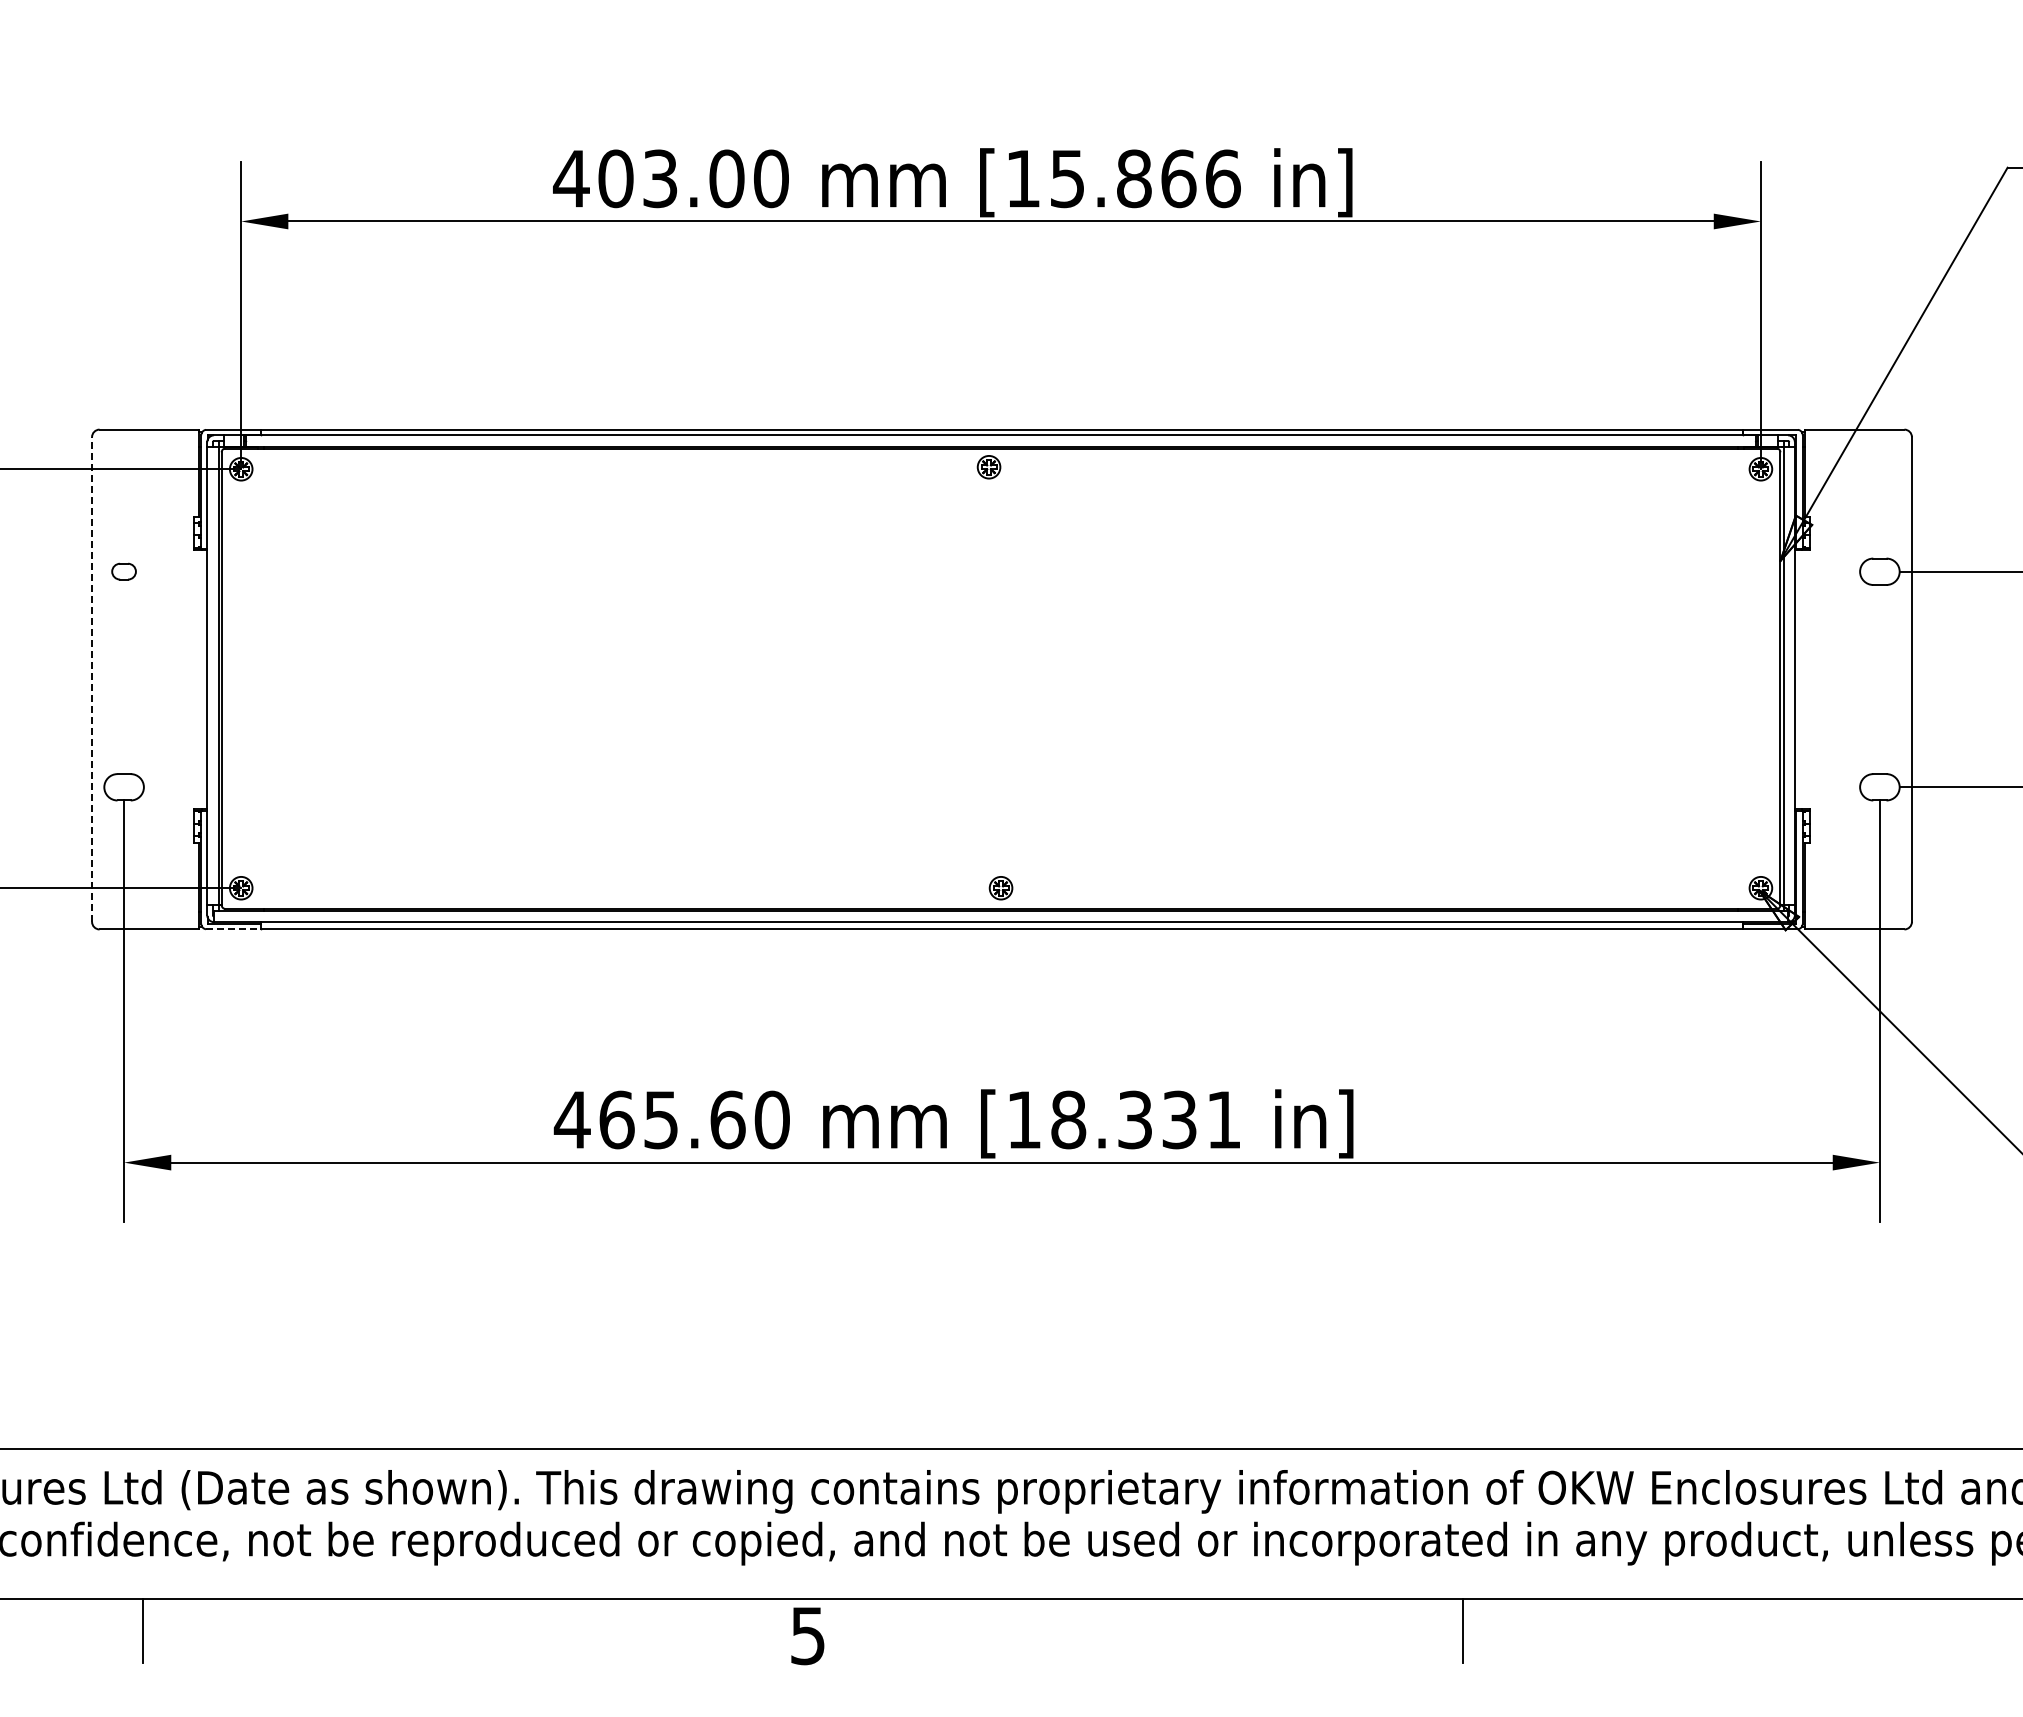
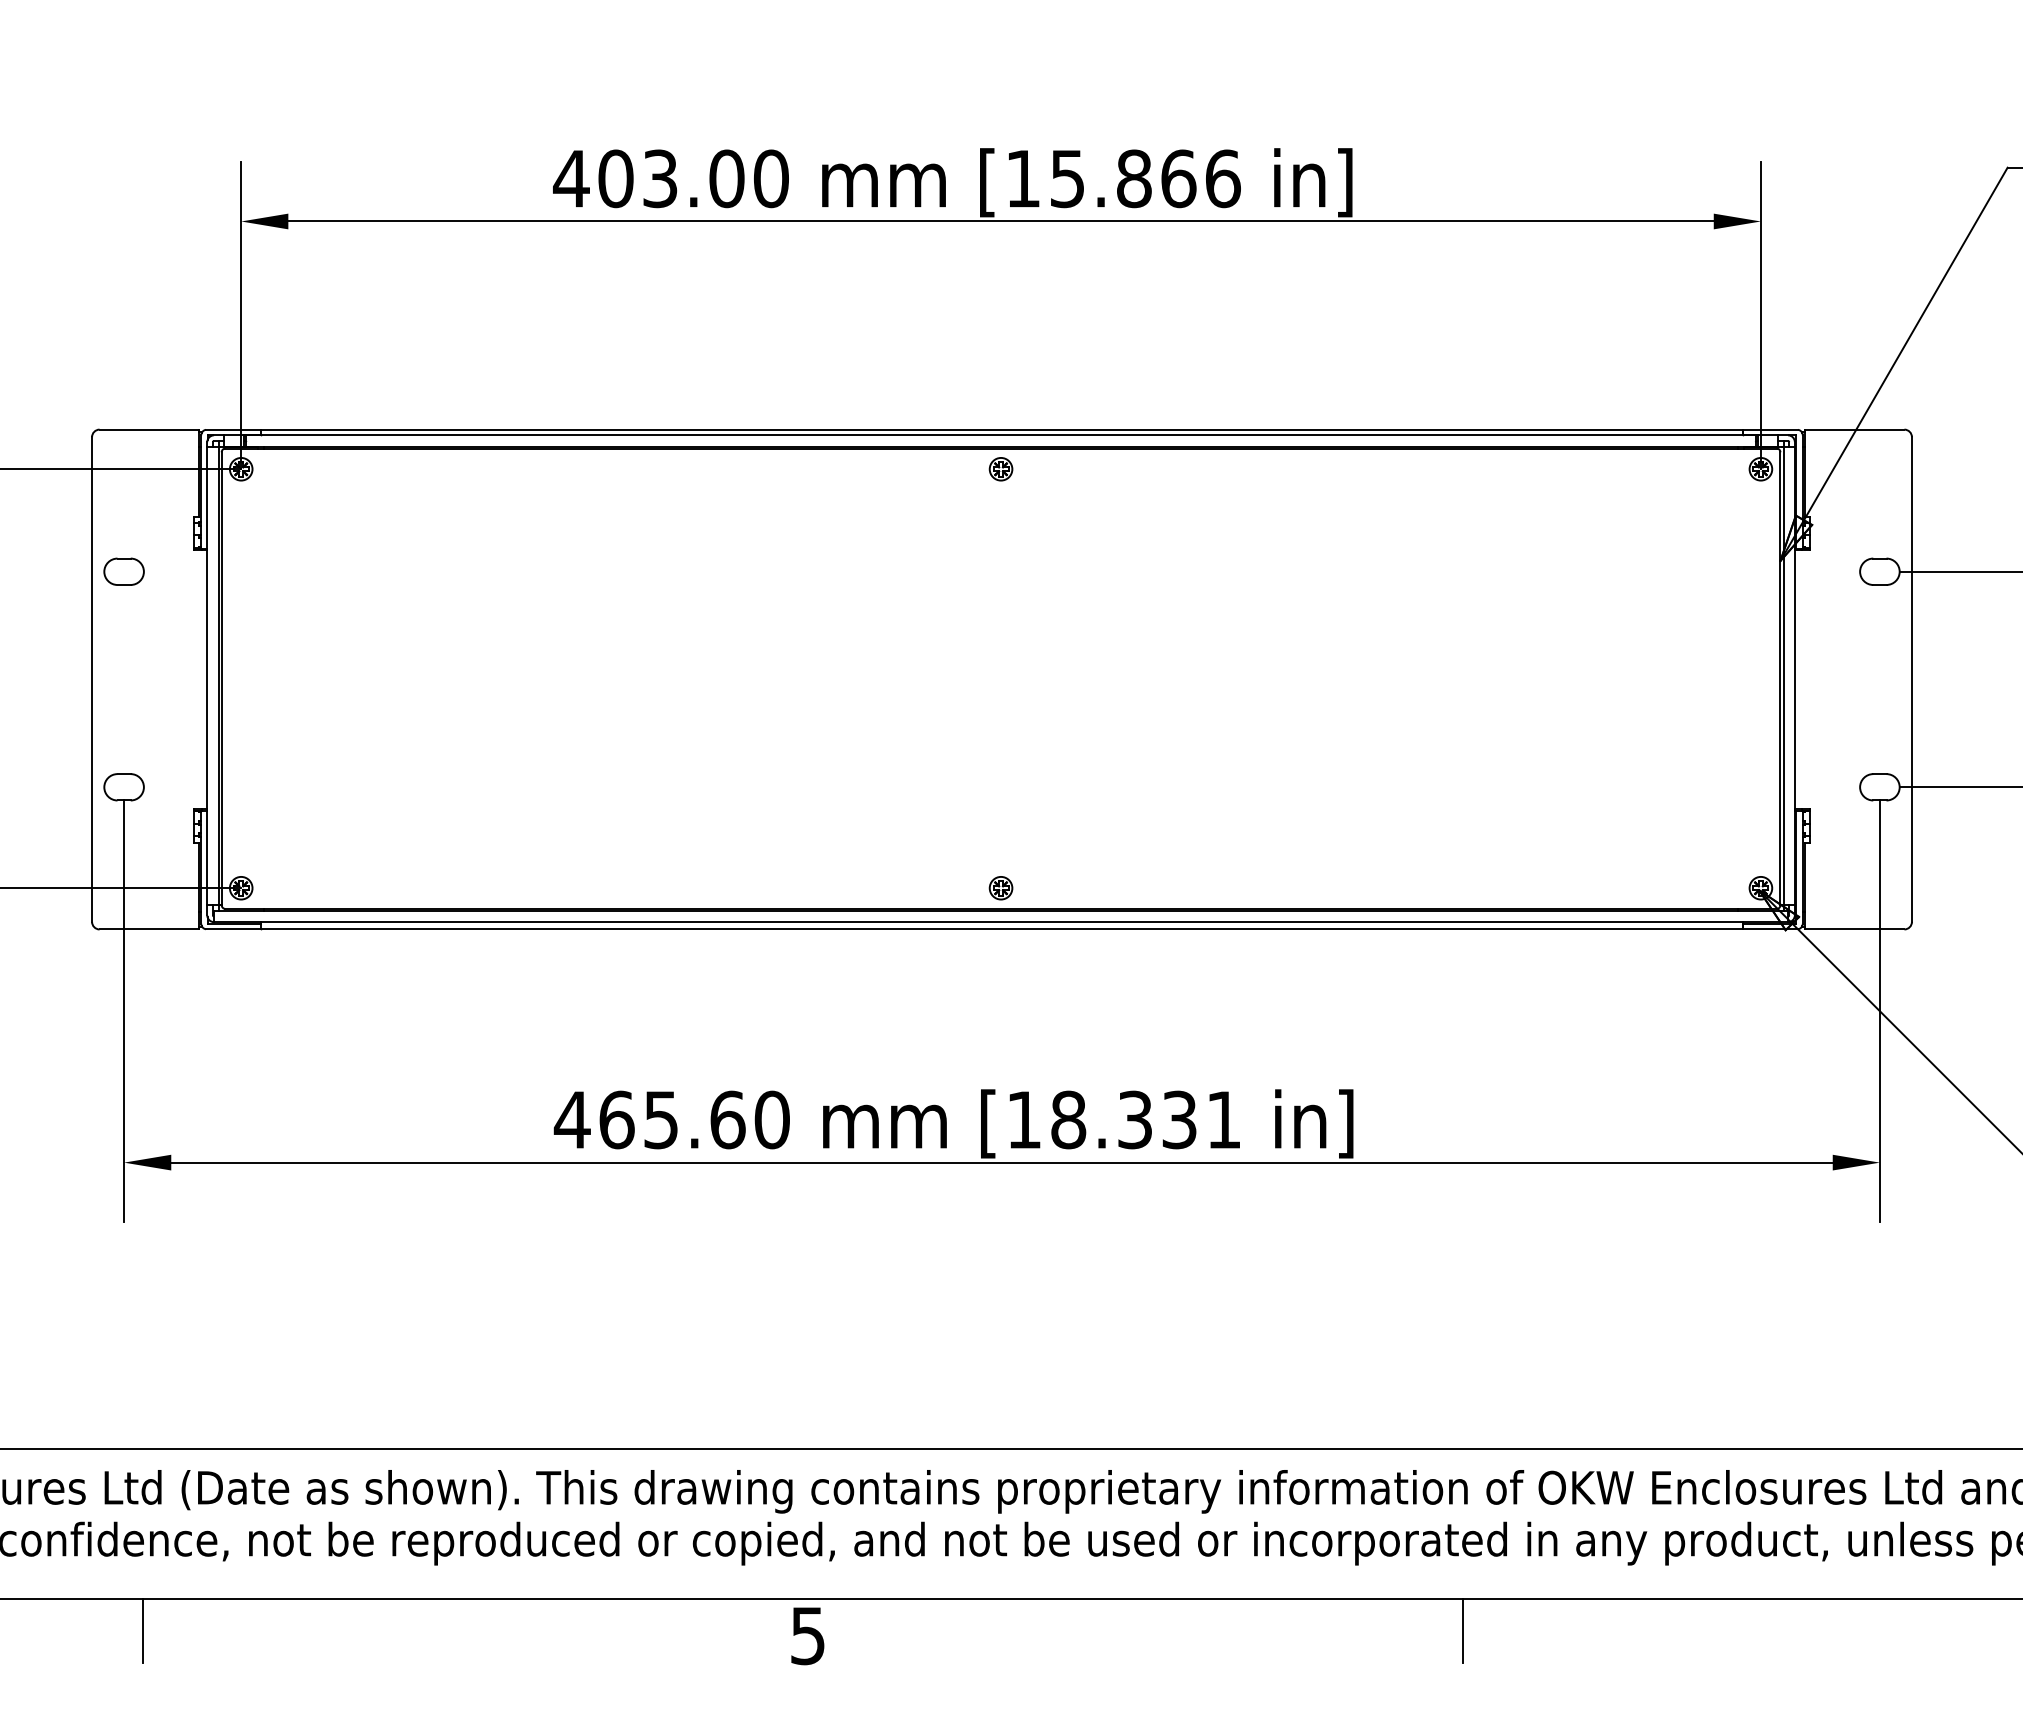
part position: (988, 467) -> (1000, 469) (1000, 469)
part size: 26x19 px -> 42x29 px (123, 571)
line: dashed -> solid (92, 679)
line: dashed -> solid (233, 929)
